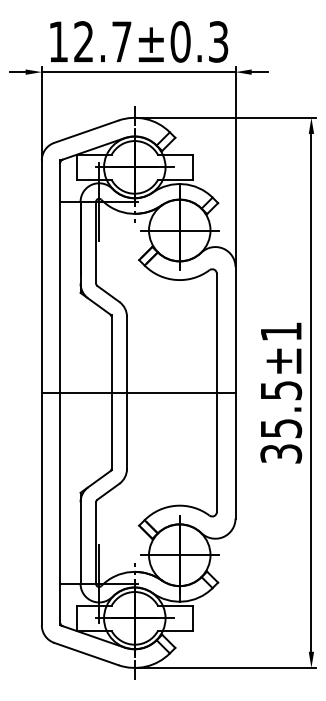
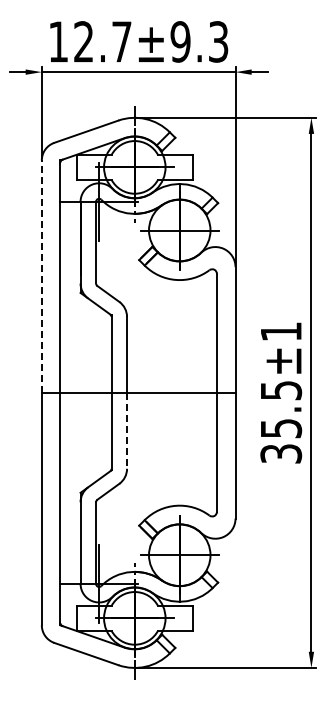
text: 12.7±0.3 -> 12.7±9.3 (180, 41)
line: solid -> dashed (41, 276)
line: solid -> dashed (127, 430)
